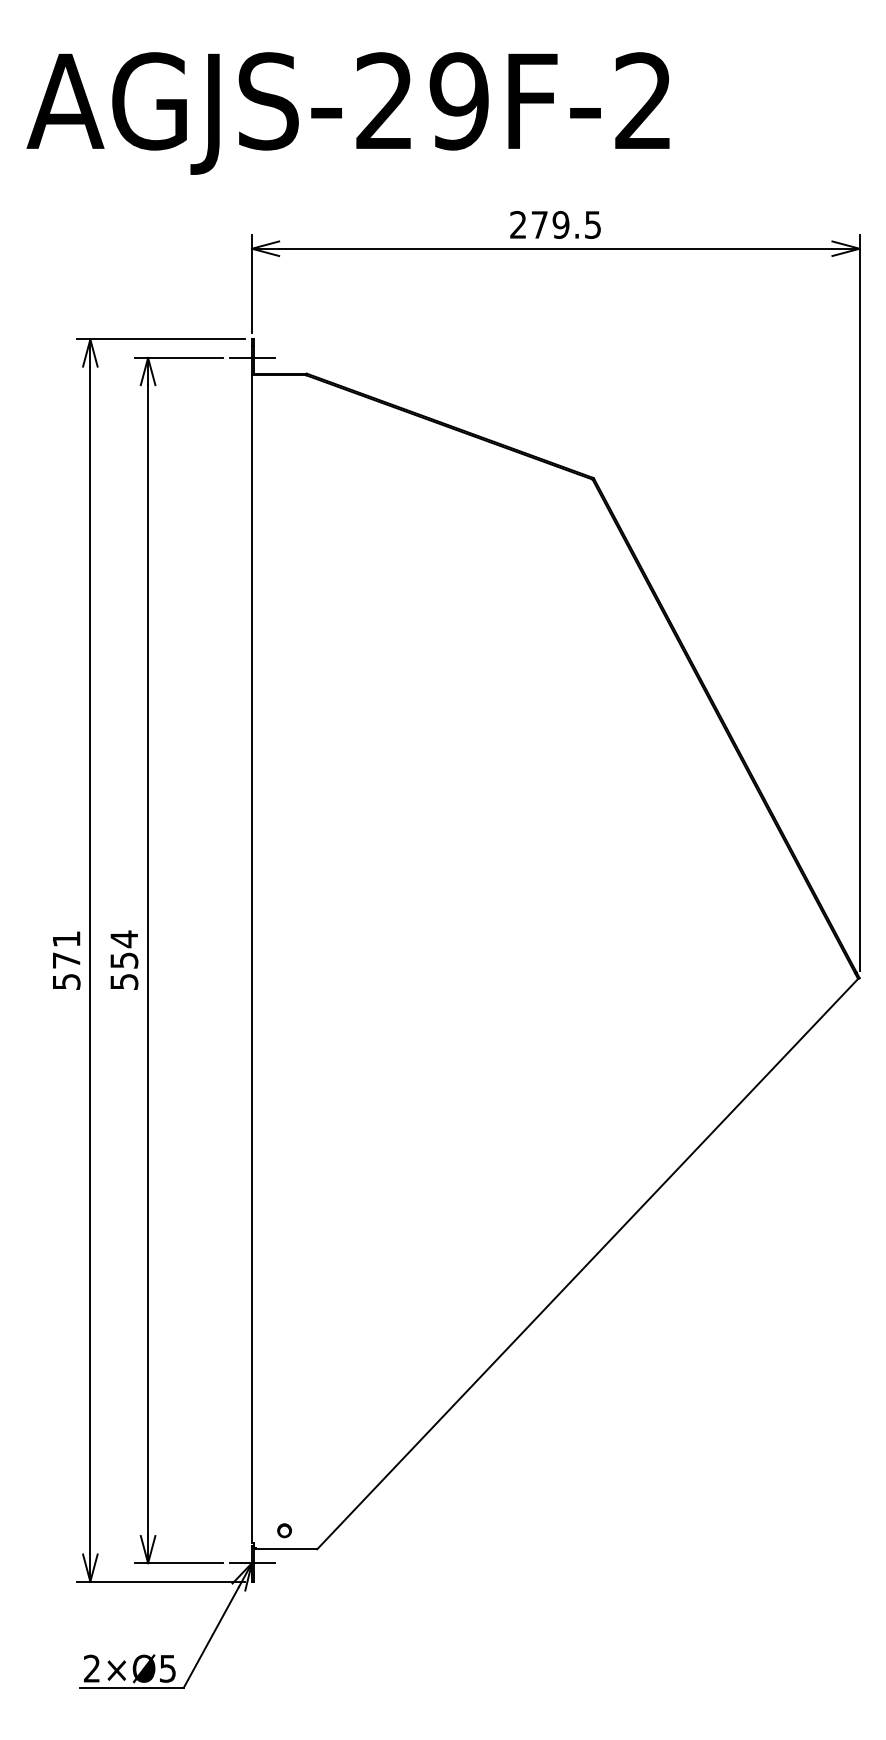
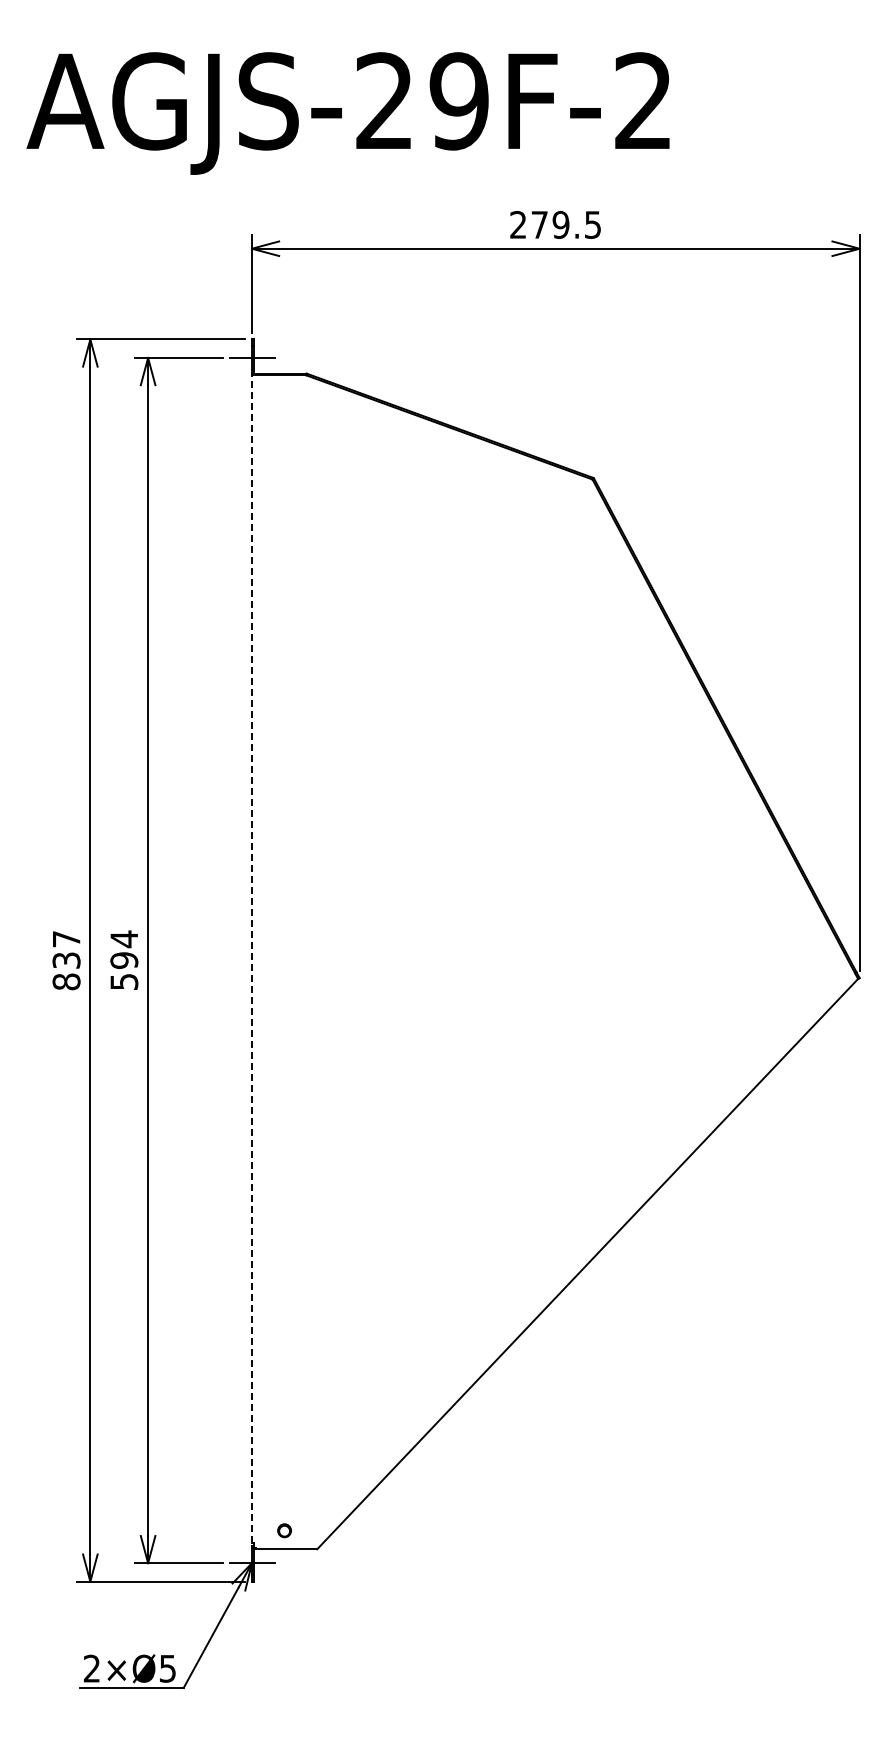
line: solid -> dashed (251, 959)
text: 571 -> 837 (66, 960)
text: 554 -> 594 (124, 960)
